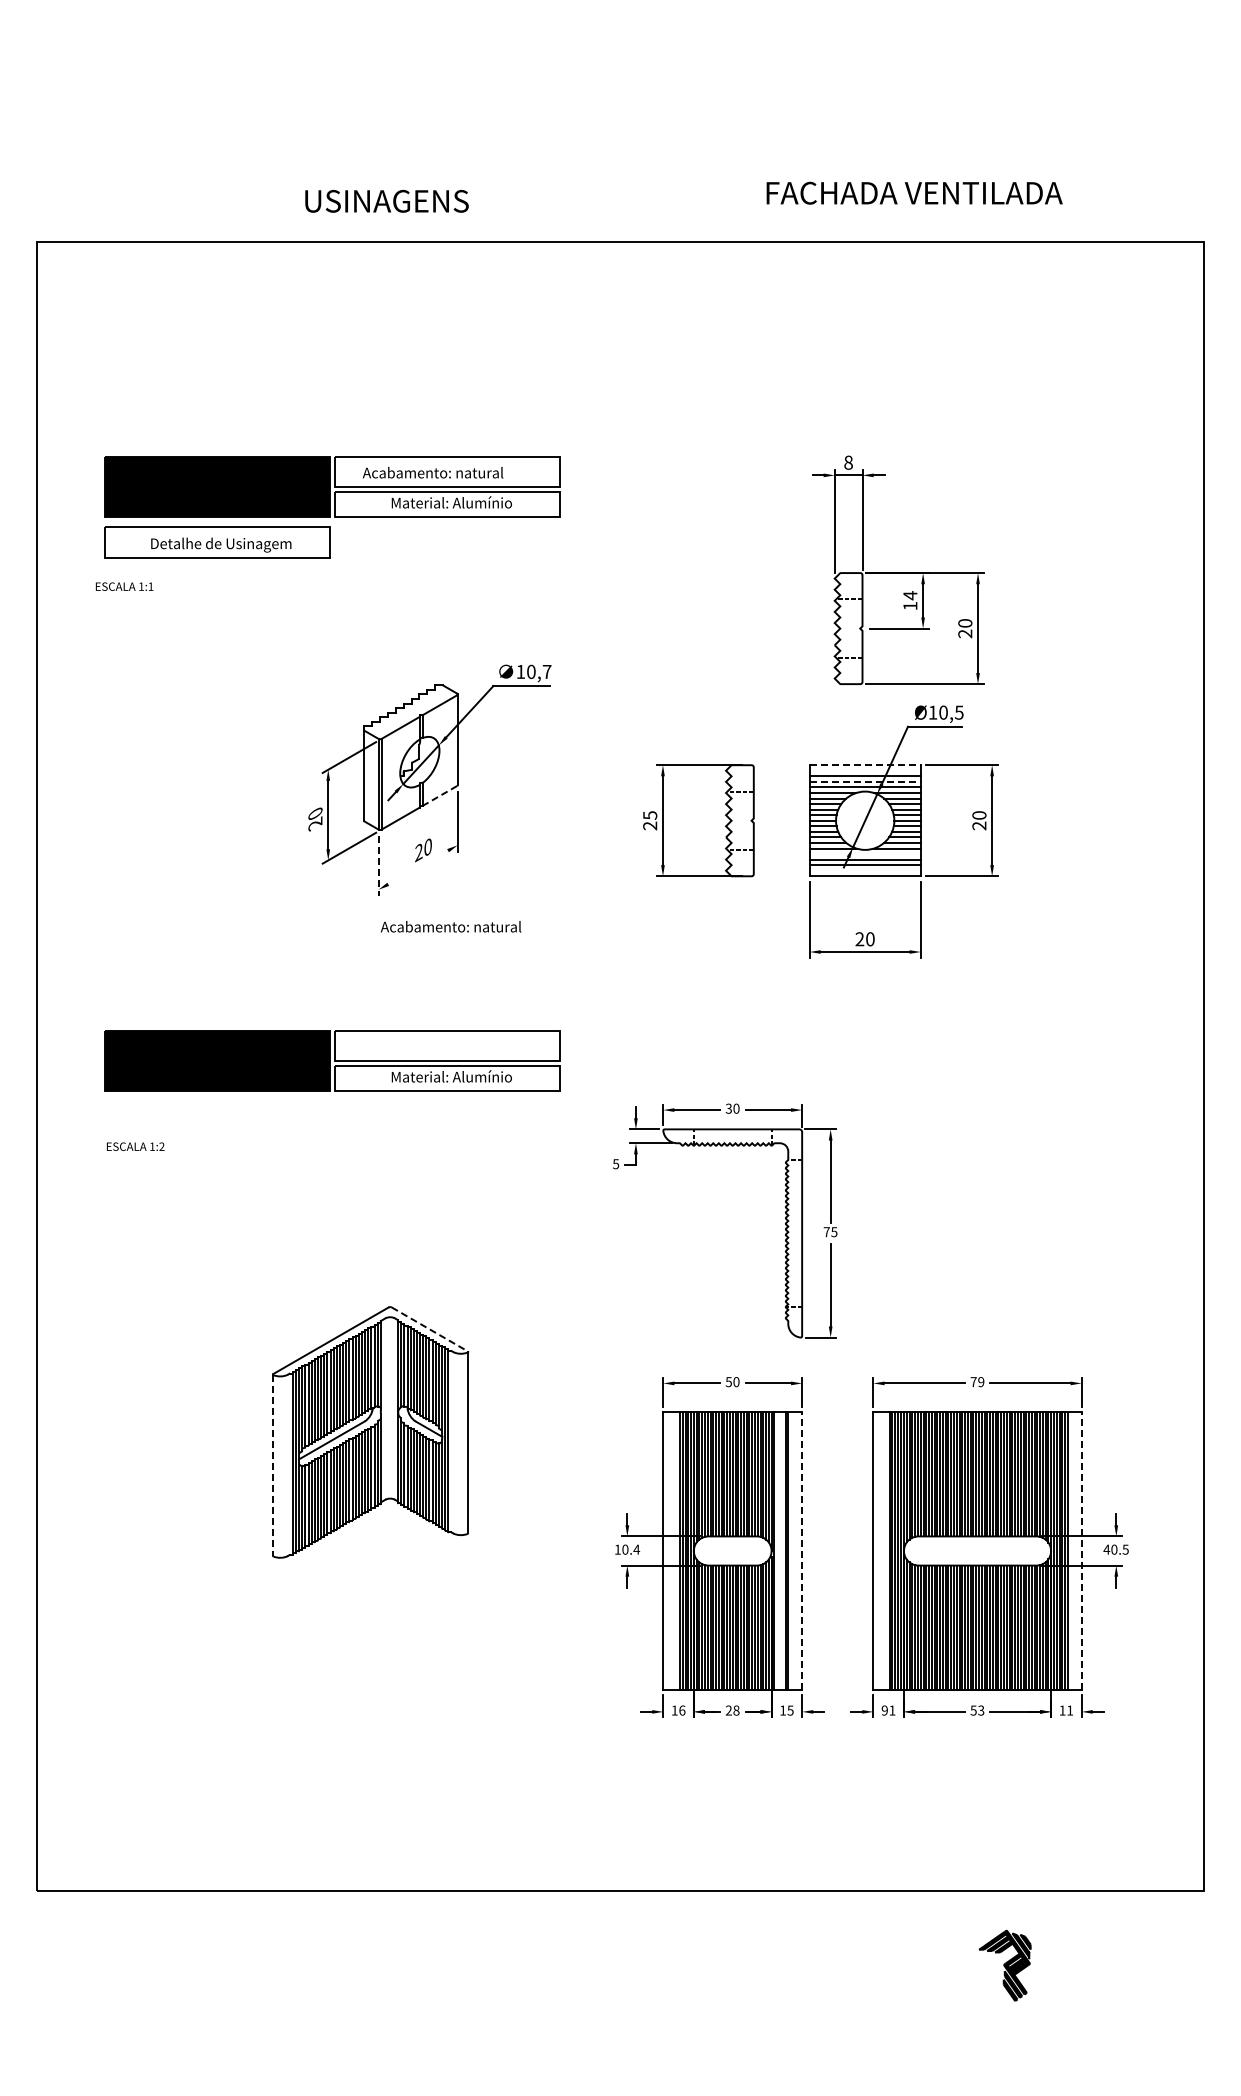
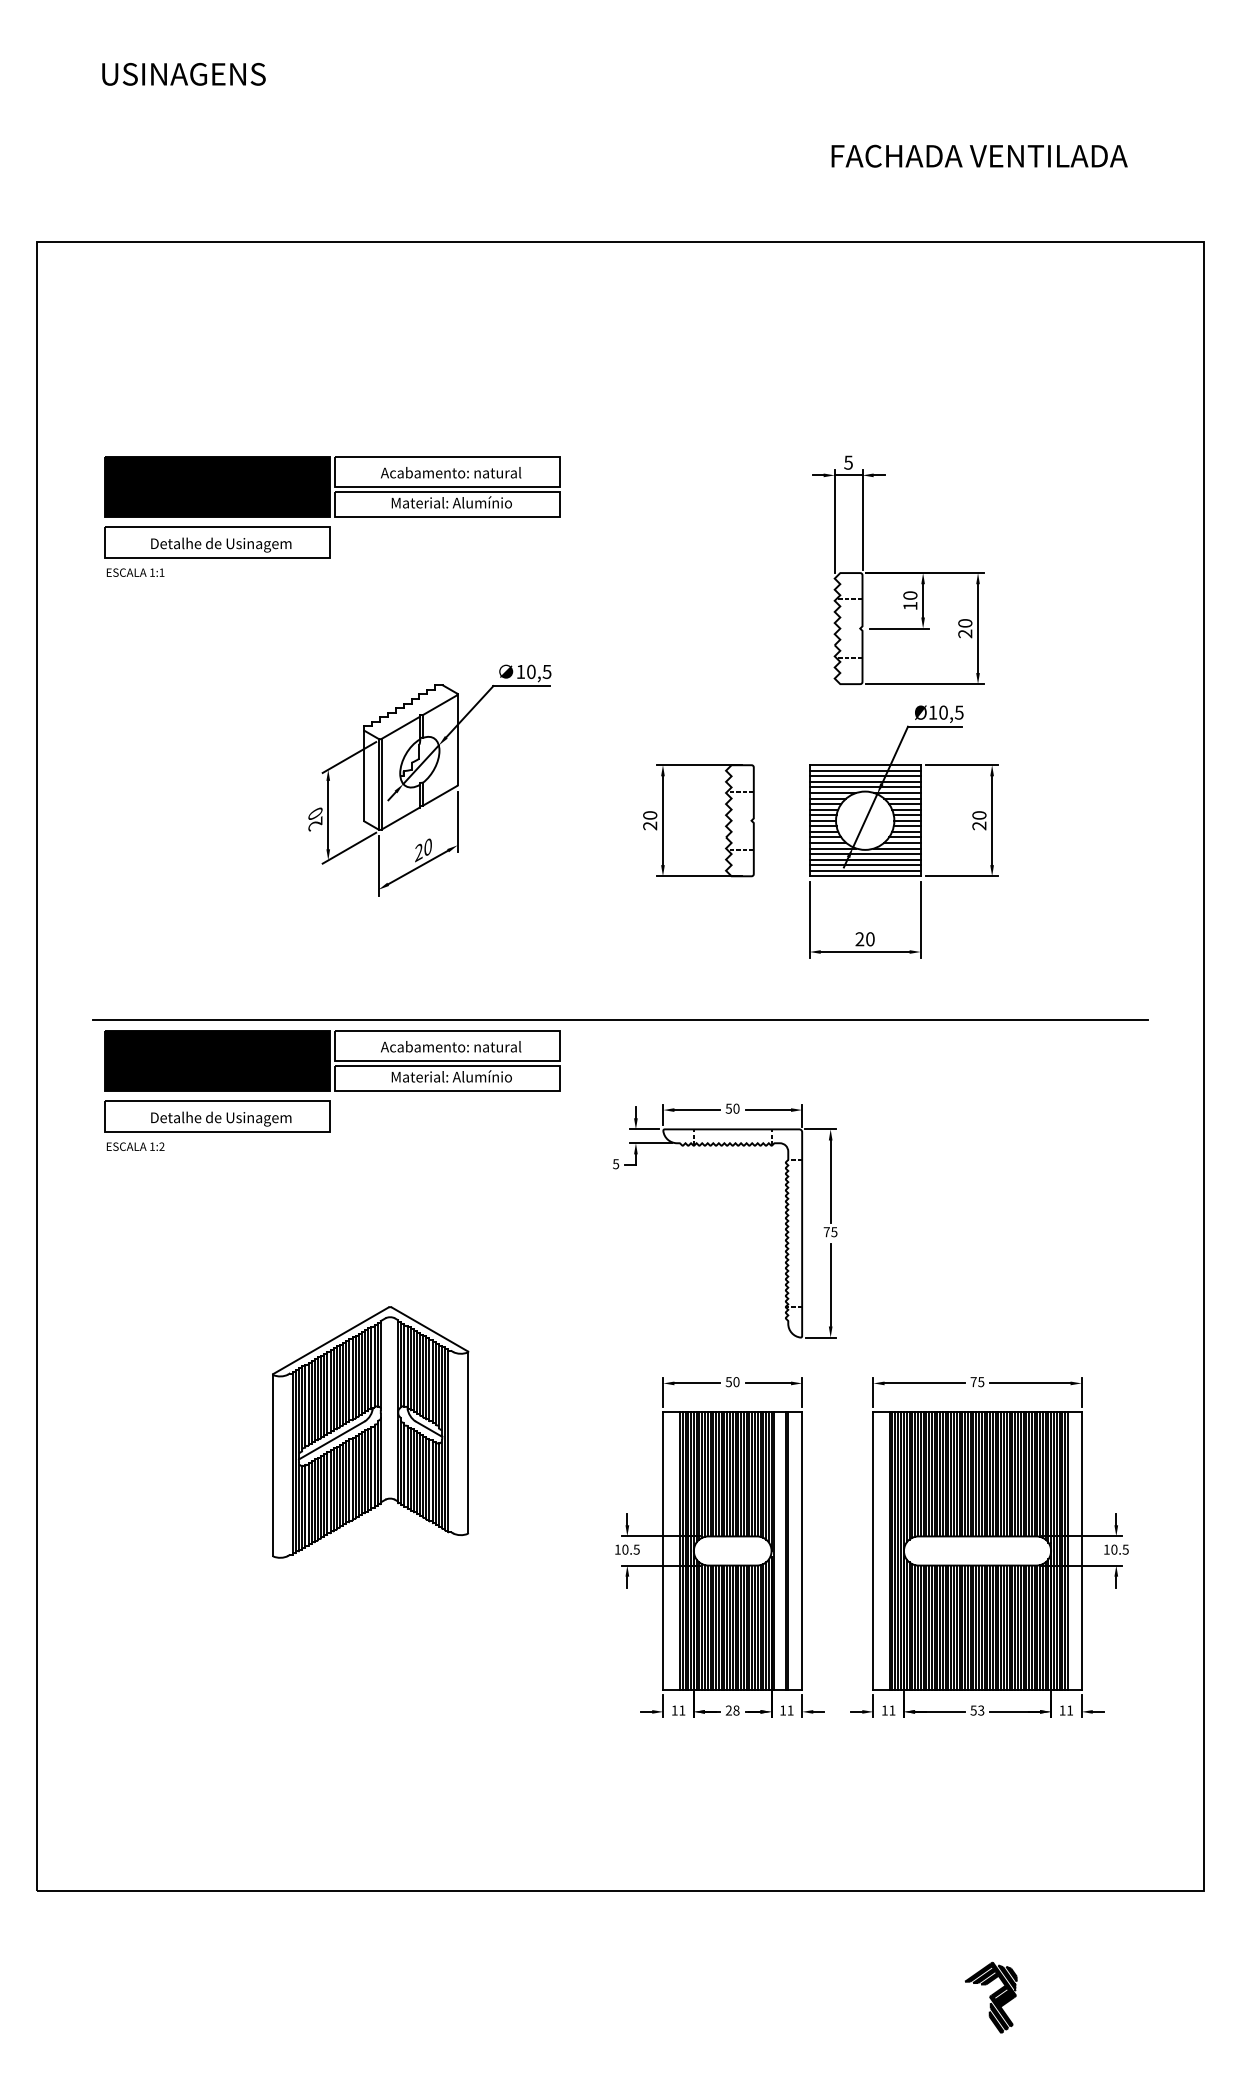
text position: (914, 192) -> (979, 155) (979, 155)
text position: (386, 200) -> (183, 73) (183, 73)
text: 8 -> 5 (848, 462)
text position: (433, 472) -> (451, 472) (451, 472)
text position: (124, 586) -> (135, 572) (135, 572)
text: 14 -> 10 (910, 595)
text: 10,7 -> 10,5 (546, 672)
line: dashed -> solid (865, 765)
line: none -> present (864, 770)
line: dashed -> solid (865, 781)
line: dashed -> solid (440, 795)
text: 25 -> 20 (650, 815)
line: none -> present (864, 854)
line: dashed -> solid (378, 866)
line: none -> present (418, 867)
line: none -> present (864, 870)
text position: (451, 926) -> (451, 1046) (451, 1046)
line: none -> present (620, 1019)
text: 30 -> 50 (728, 1108)
part: none -> present (217, 1116)
line: dashed -> solid (429, 1329)
text: 79 -> 75 (981, 1381)
line: dashed -> solid (272, 1465)
text: 10.4 -> 10.5 (636, 1549)
text: 40.5 -> 10.5 (1106, 1549)
line: dashed -> solid (802, 1551)
line: dashed -> solid (1081, 1551)
text: 16 -> 11 (682, 1710)
text: 15 -> 11 (790, 1710)
text: 91 -> 11 (884, 1710)
part position: (1005, 1965) -> (991, 1997) (991, 1997)
